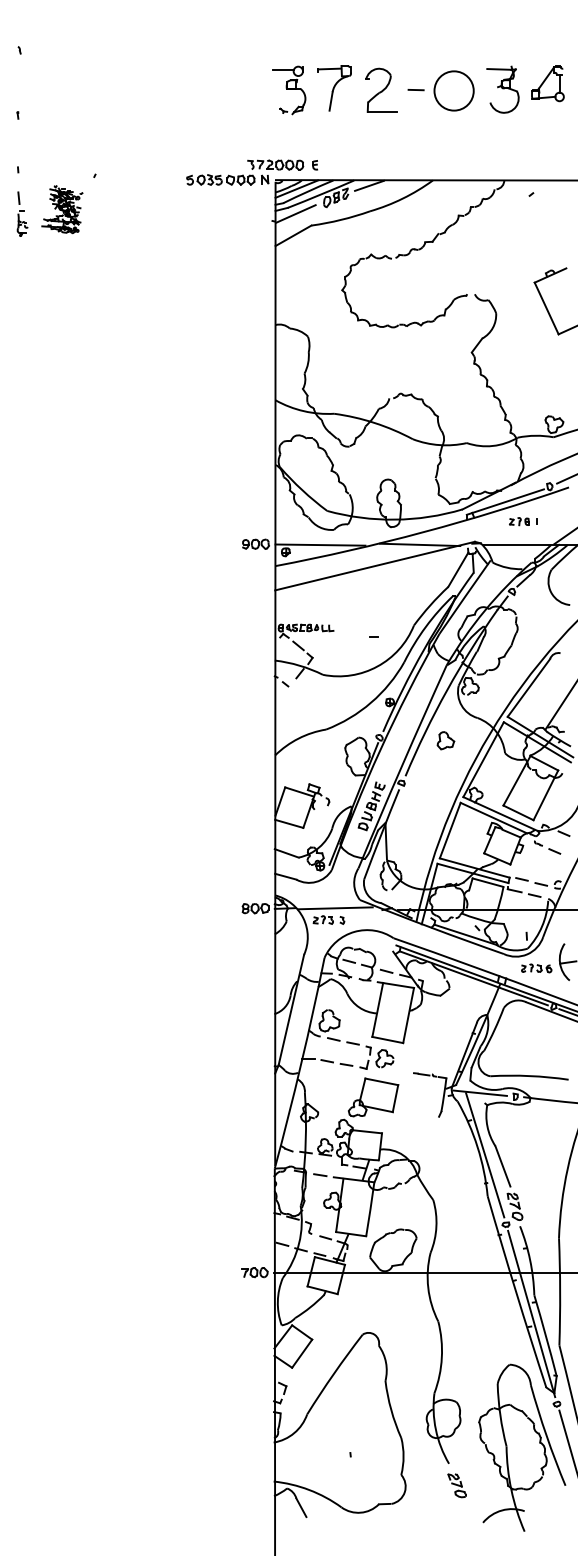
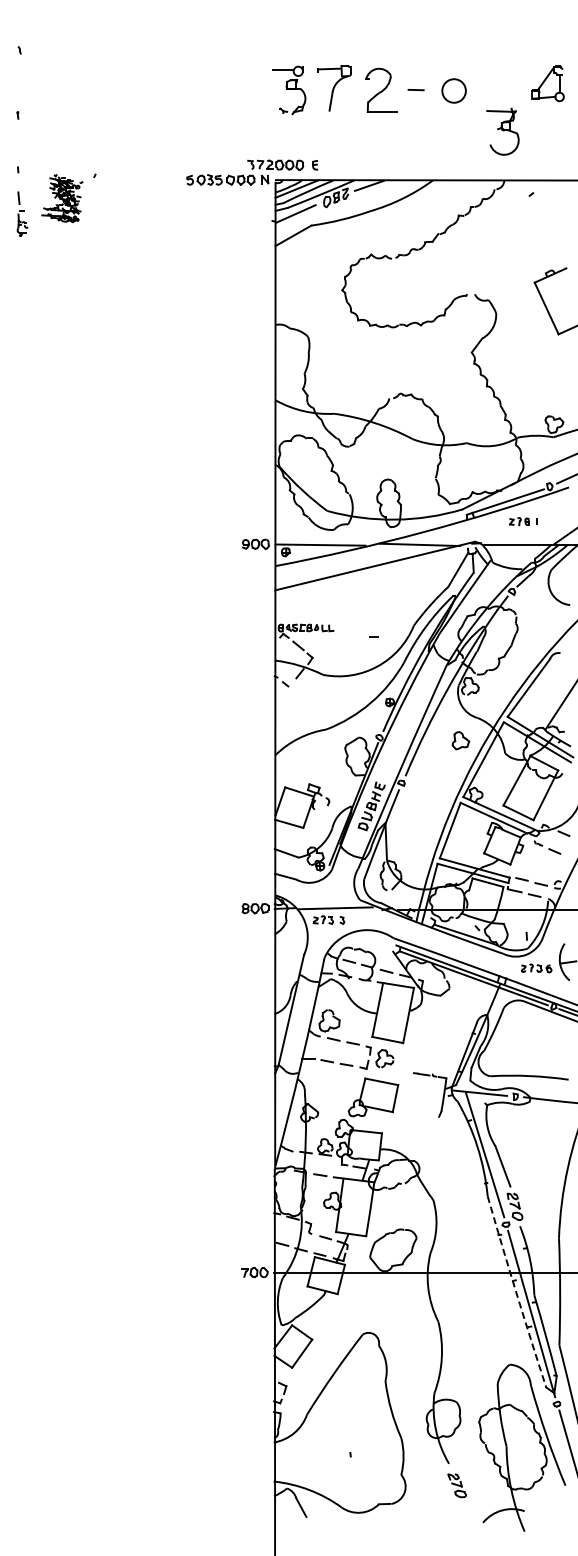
part position: (502, 89) -> (502, 131) (502, 131)
circle diameter: 39 px -> 24 px (453, 90)
part position: (62, 209) -> (62, 198) (62, 198)
part position: (445, 740) -> (460, 740) (460, 740)
arc: solid -> dashed (516, 1292)
